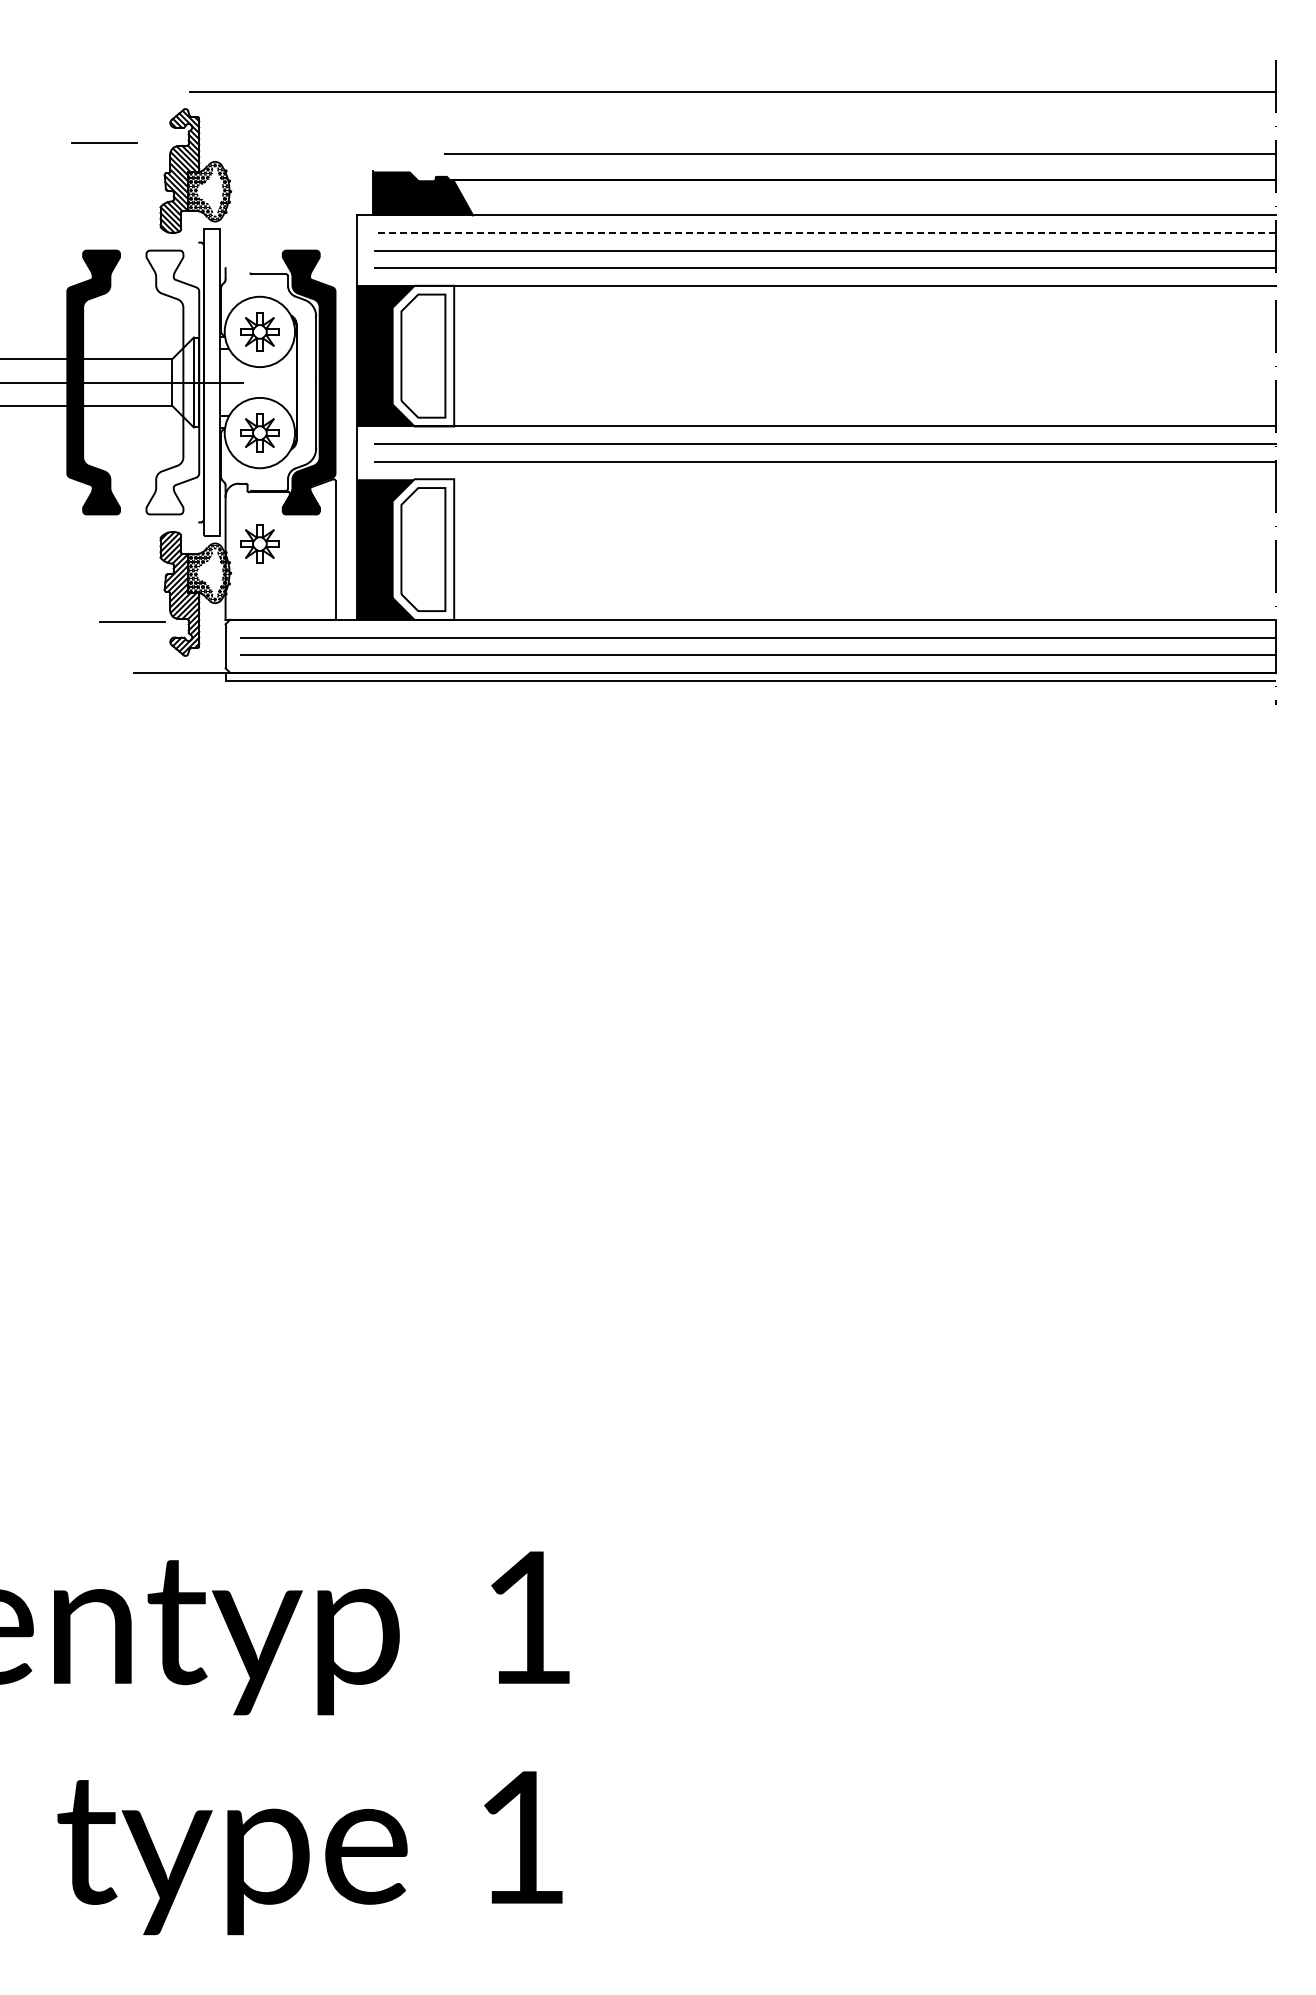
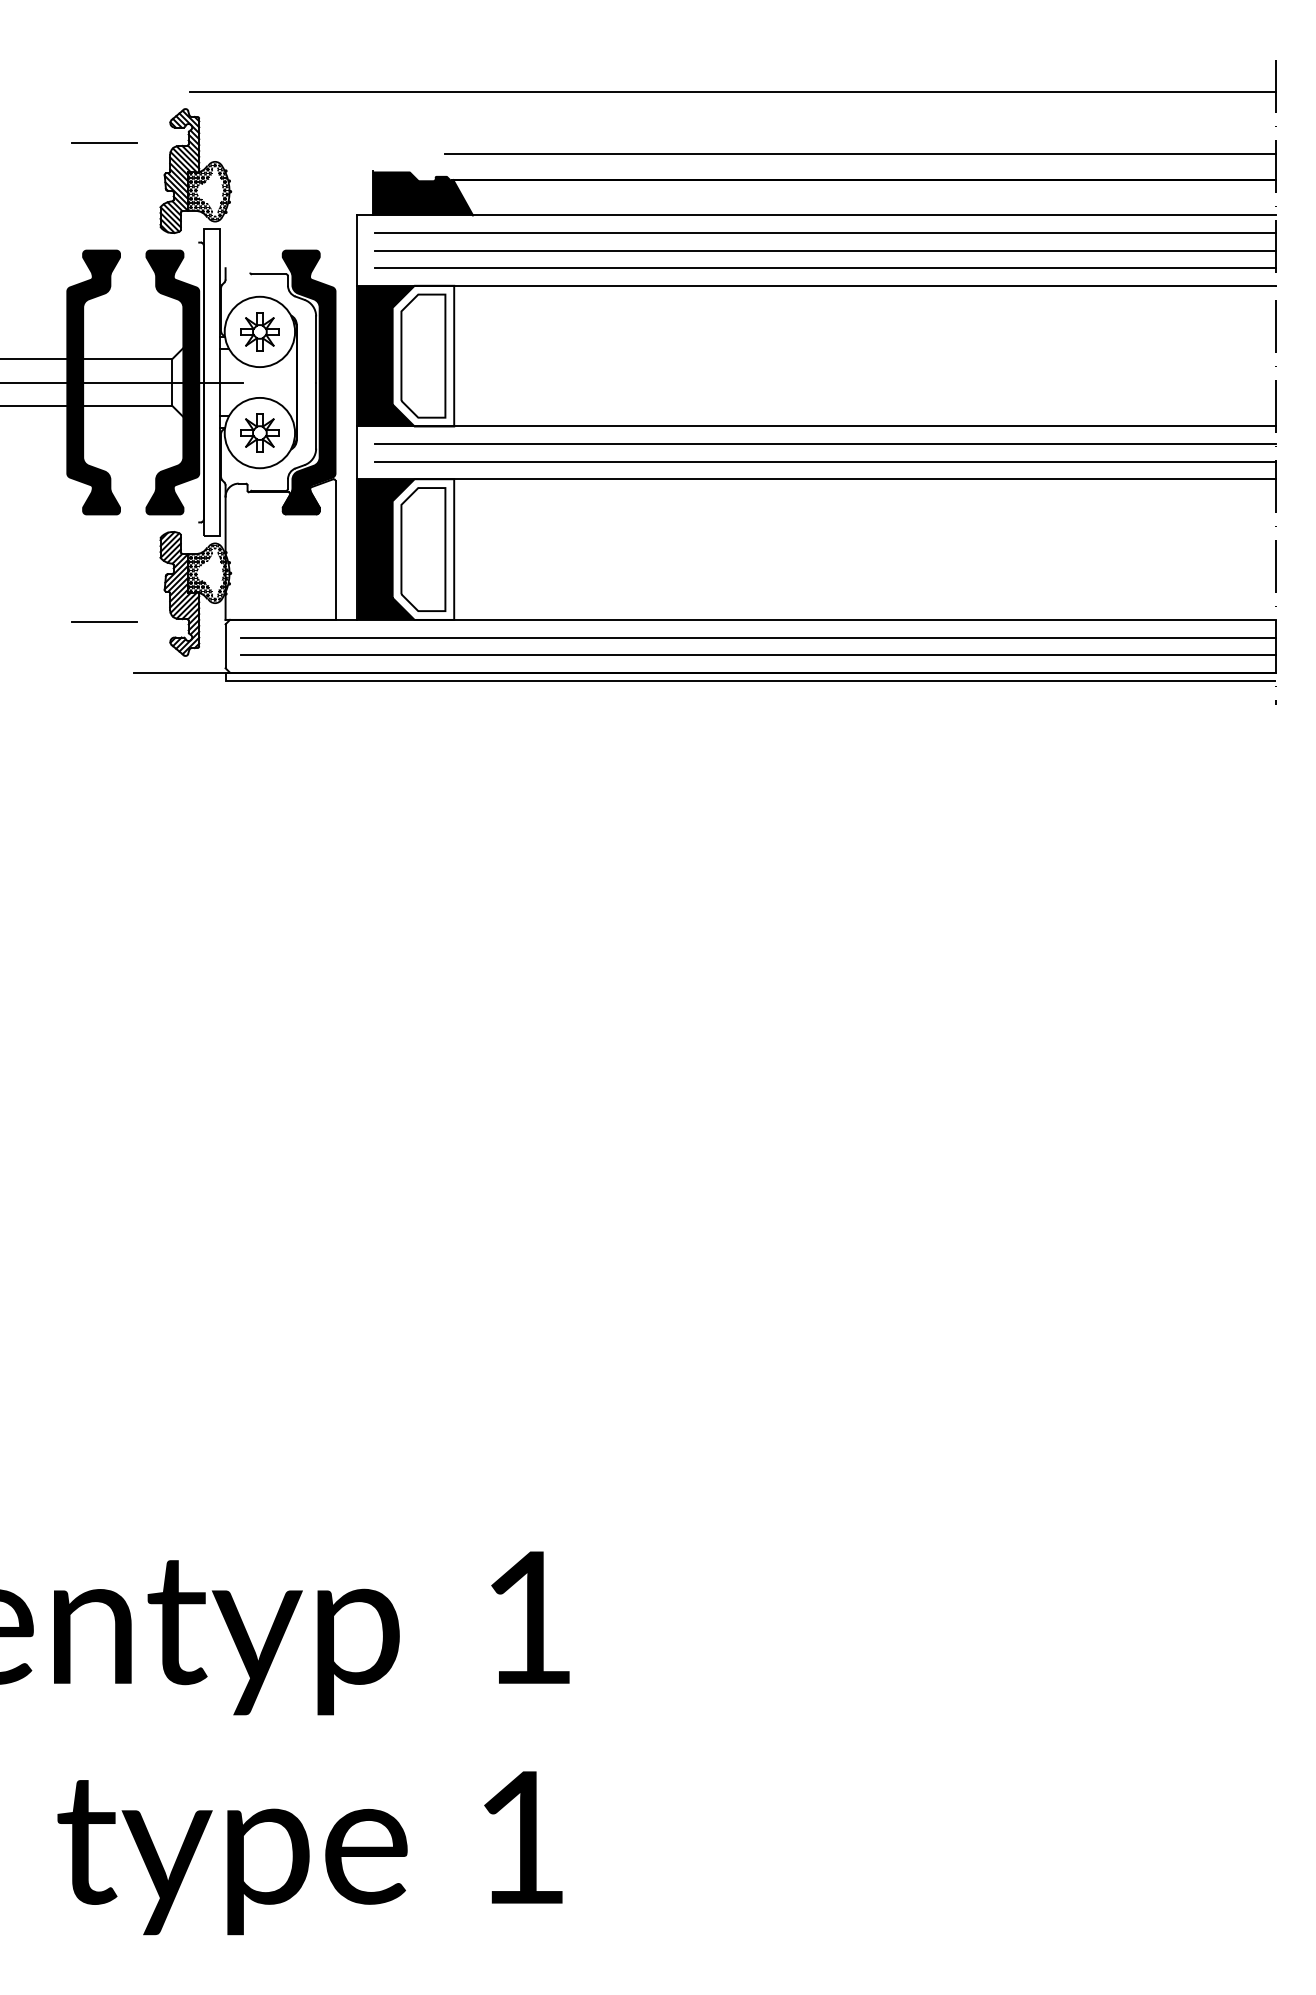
line: dashed -> solid (825, 233)
fill: none -> present (172, 382)
line: none -> present (816, 479)
part: present -> none (259, 543)
line position: (132, 621) -> (104, 621) (104, 621)
